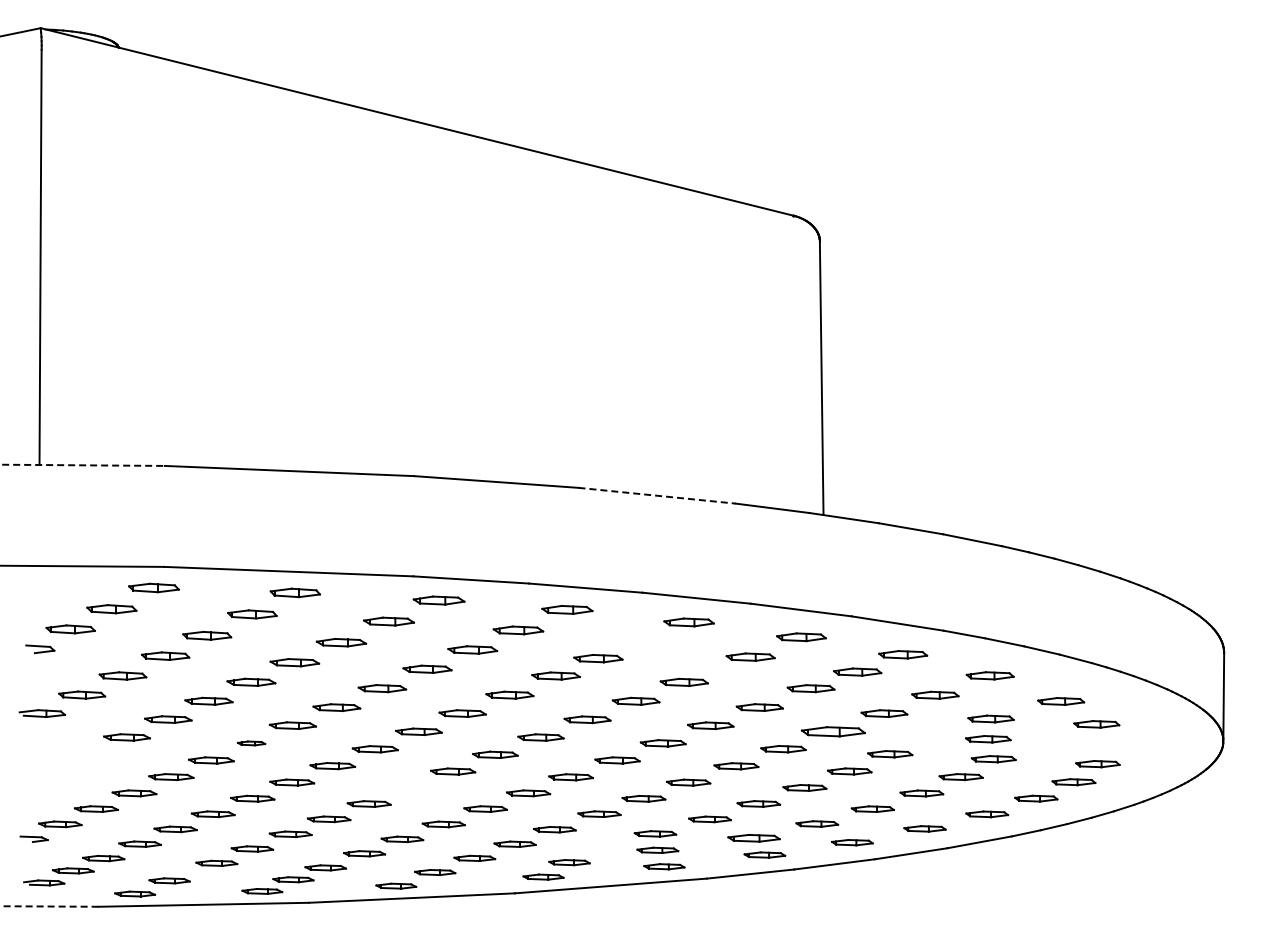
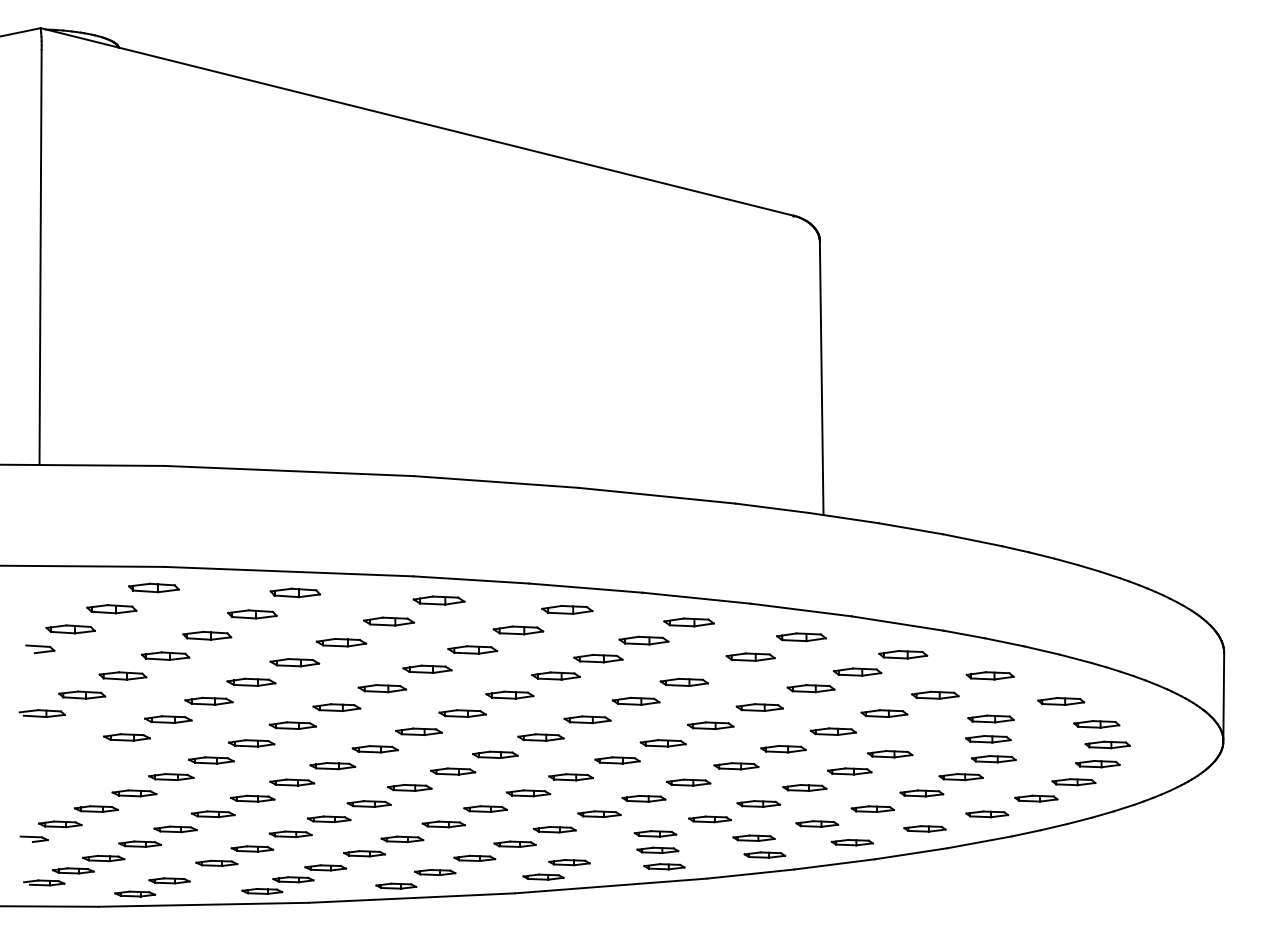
line: dashed -> solid (82, 465)
line: dashed -> solid (657, 495)
part: none -> present (643, 640)
part size: 66x12 px -> 47x9 px (833, 731)
part size: 30x7 px -> 49x9 px (251, 743)
part: none -> present (1107, 744)
part: none -> present (409, 787)
part size: 54x9 px -> 44x8 px (753, 837)
line: dashed -> solid (48, 906)
